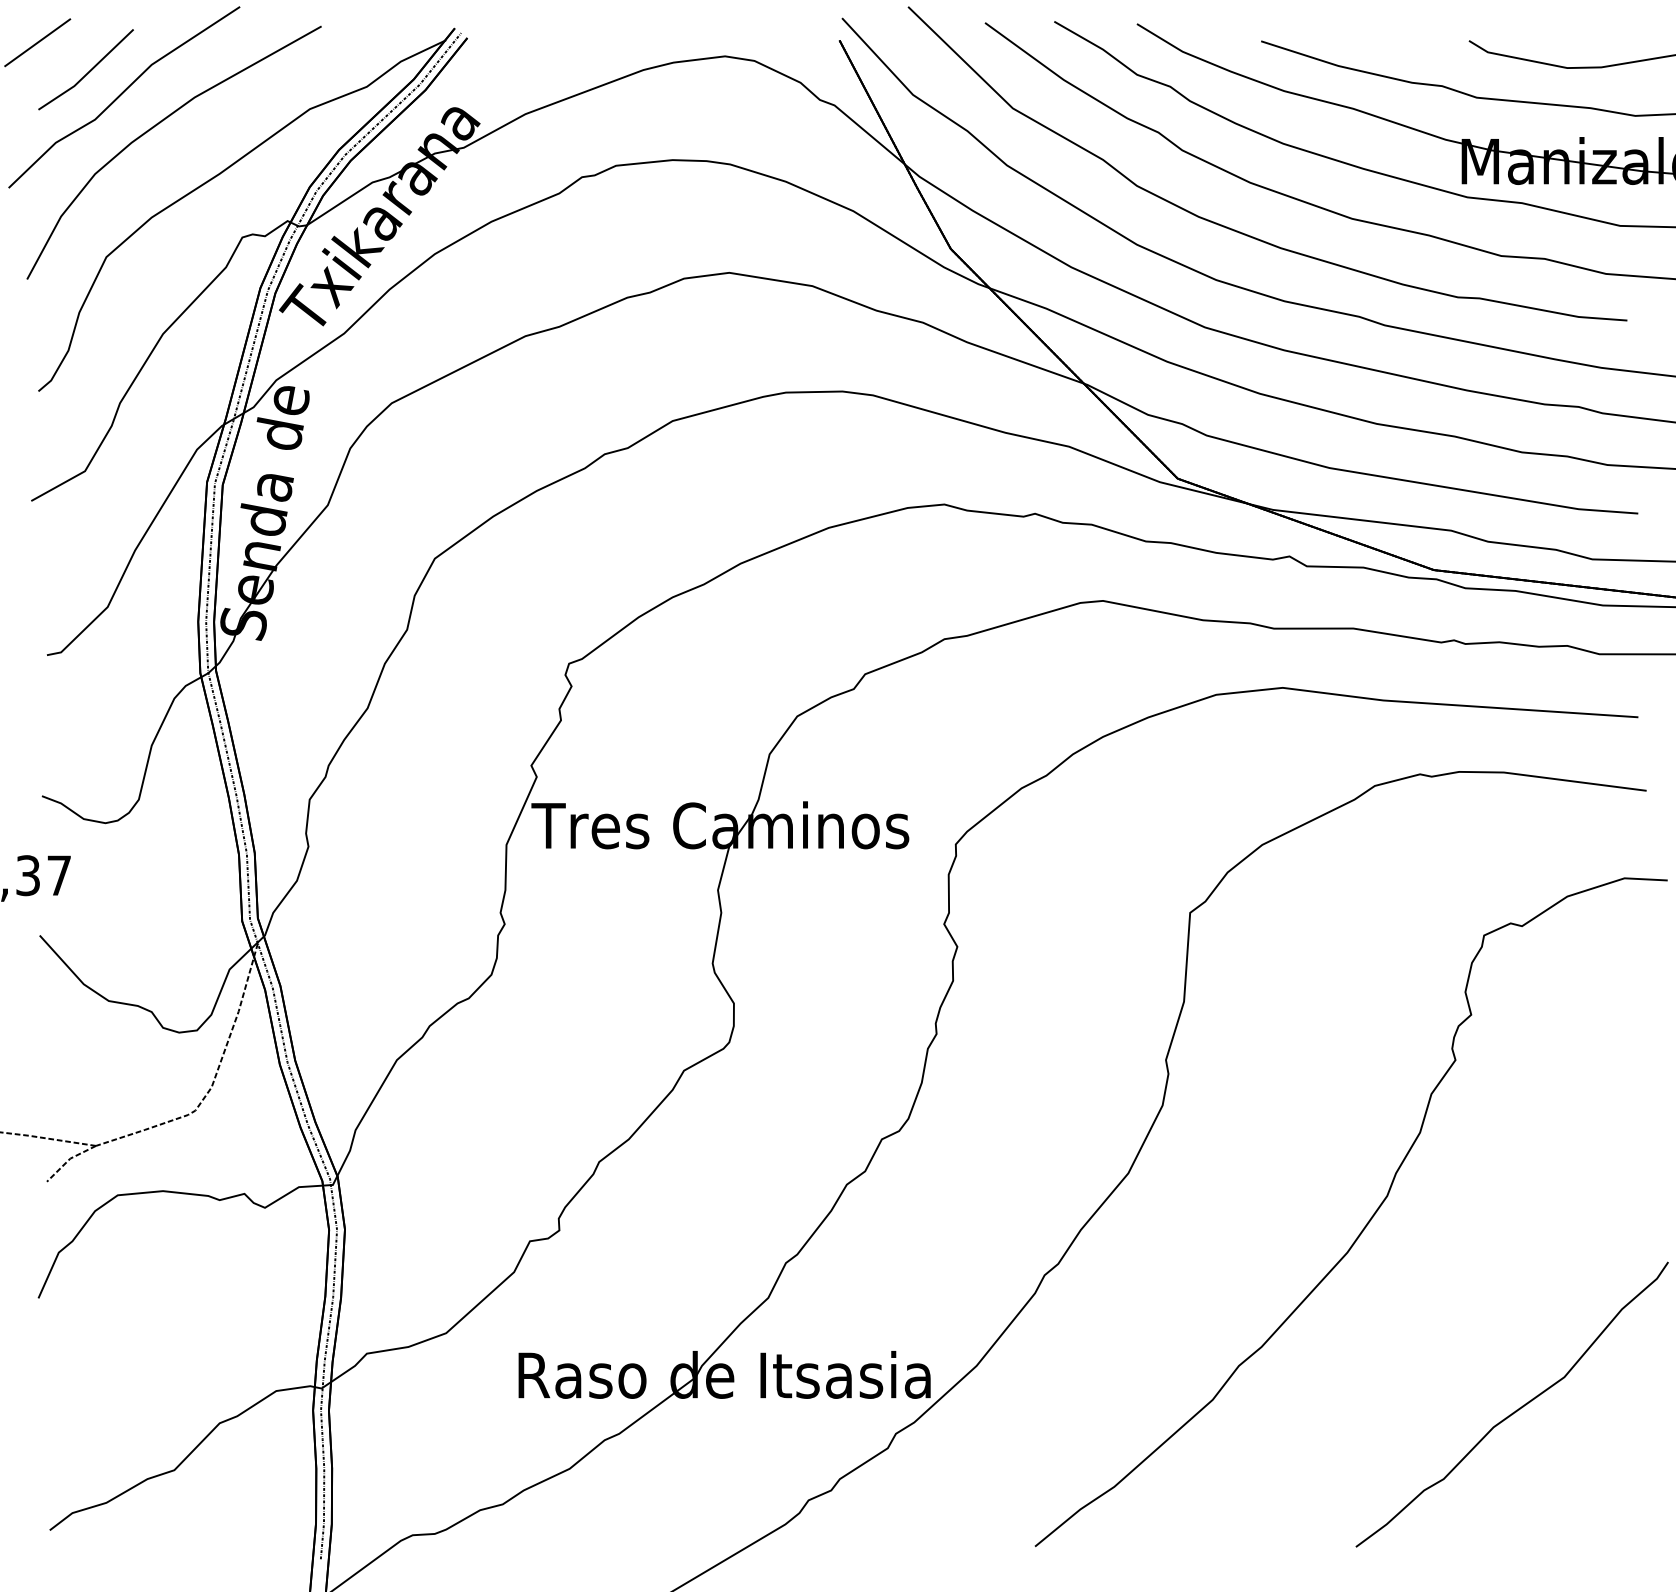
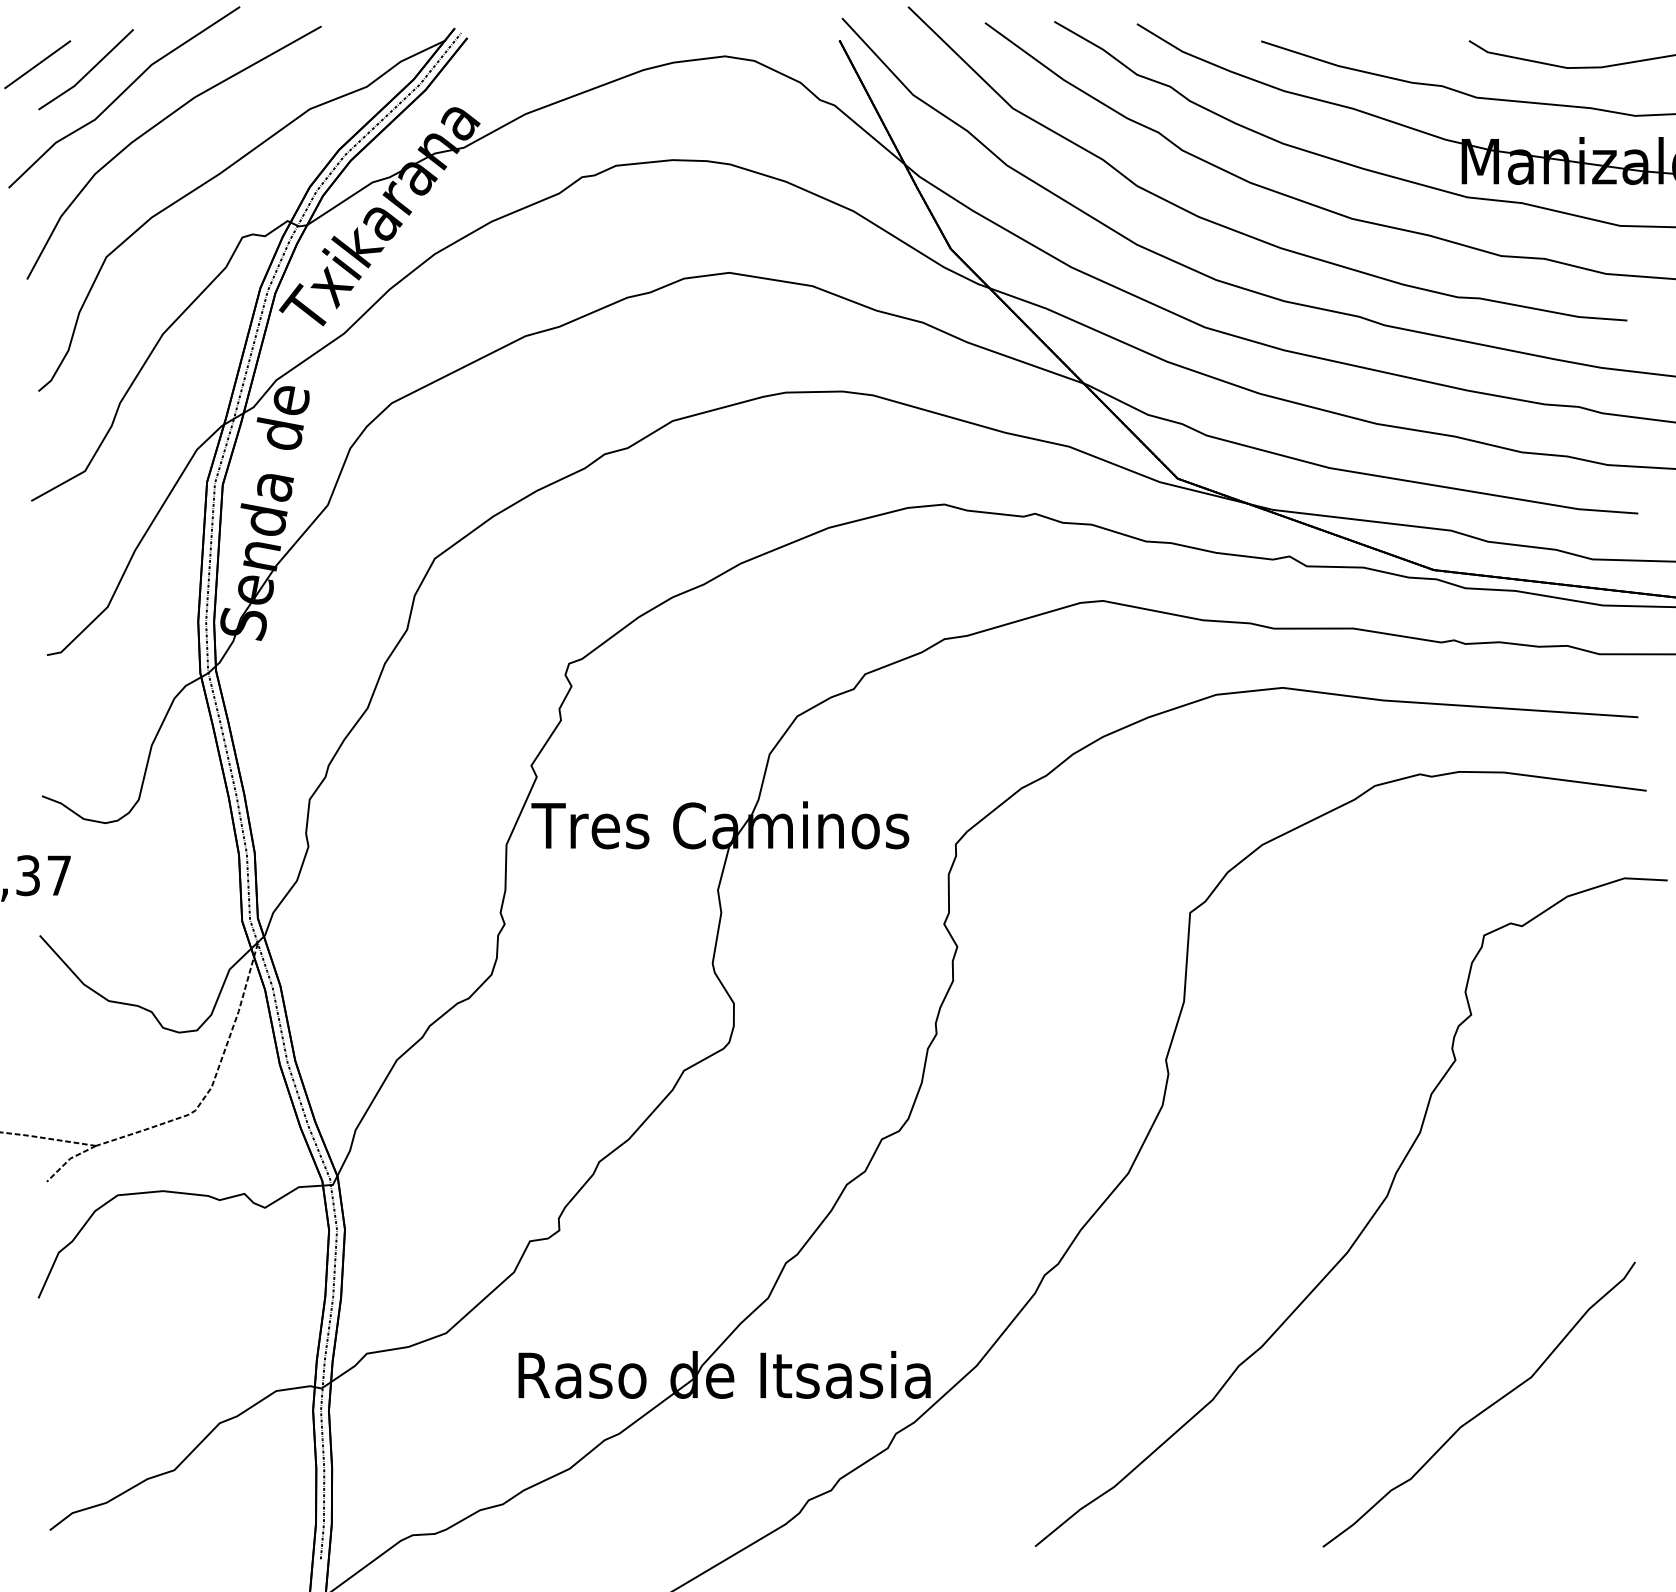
line position: (37, 42) -> (37, 64) (37, 64)
curve position: (1516, 1409) -> (1483, 1409) (1483, 1409)
